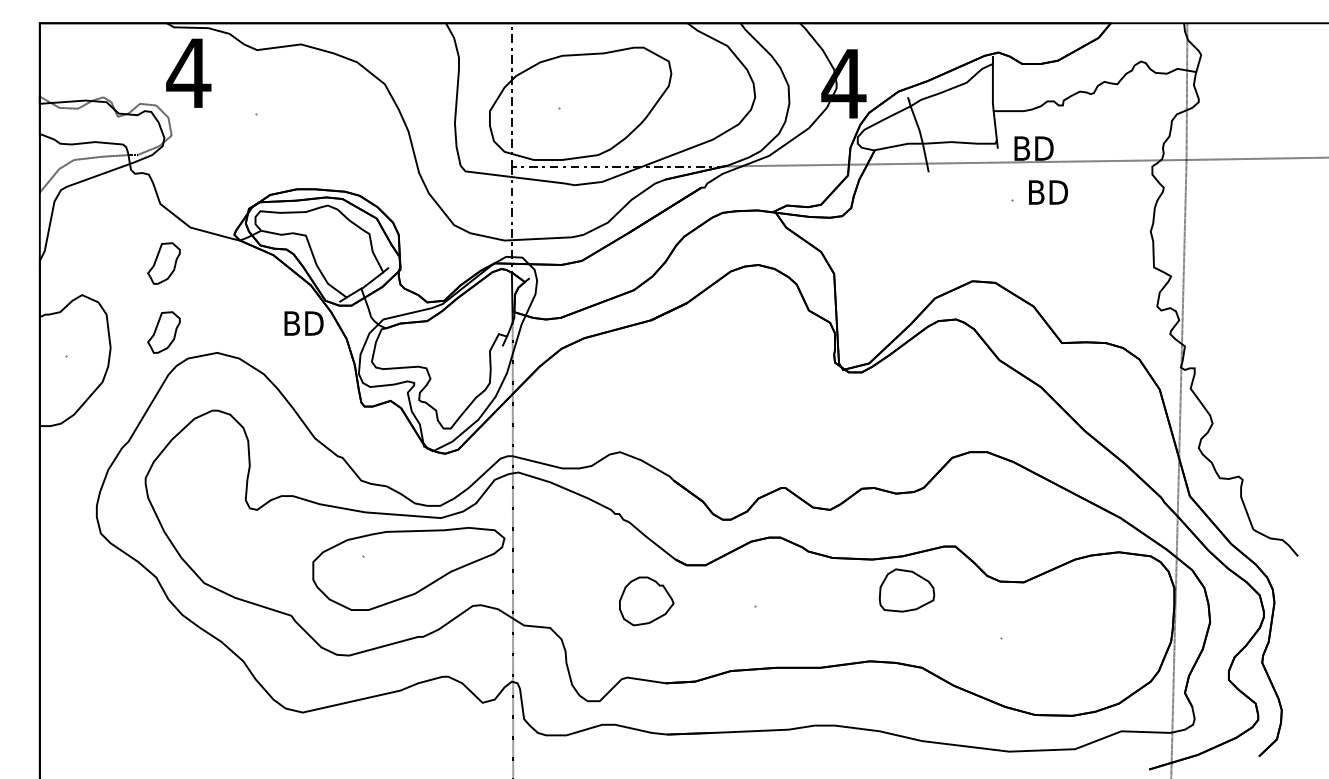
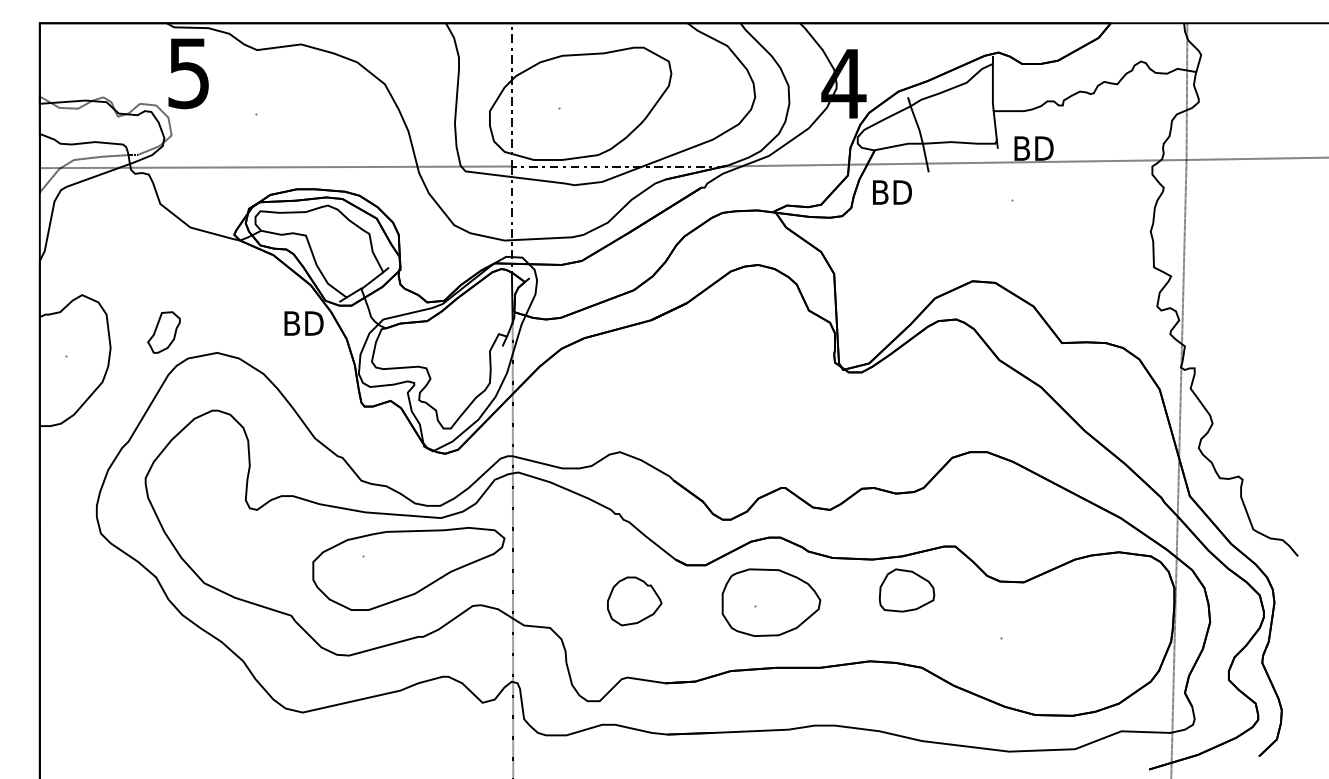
text: 4 -> 5 (188, 73)
line: none -> present (275, 167)
text position: (1048, 192) -> (892, 192) (892, 192)
part: present -> none (163, 263)
part position: (646, 601) -> (634, 601) (634, 601)
part: none -> present (771, 602)
